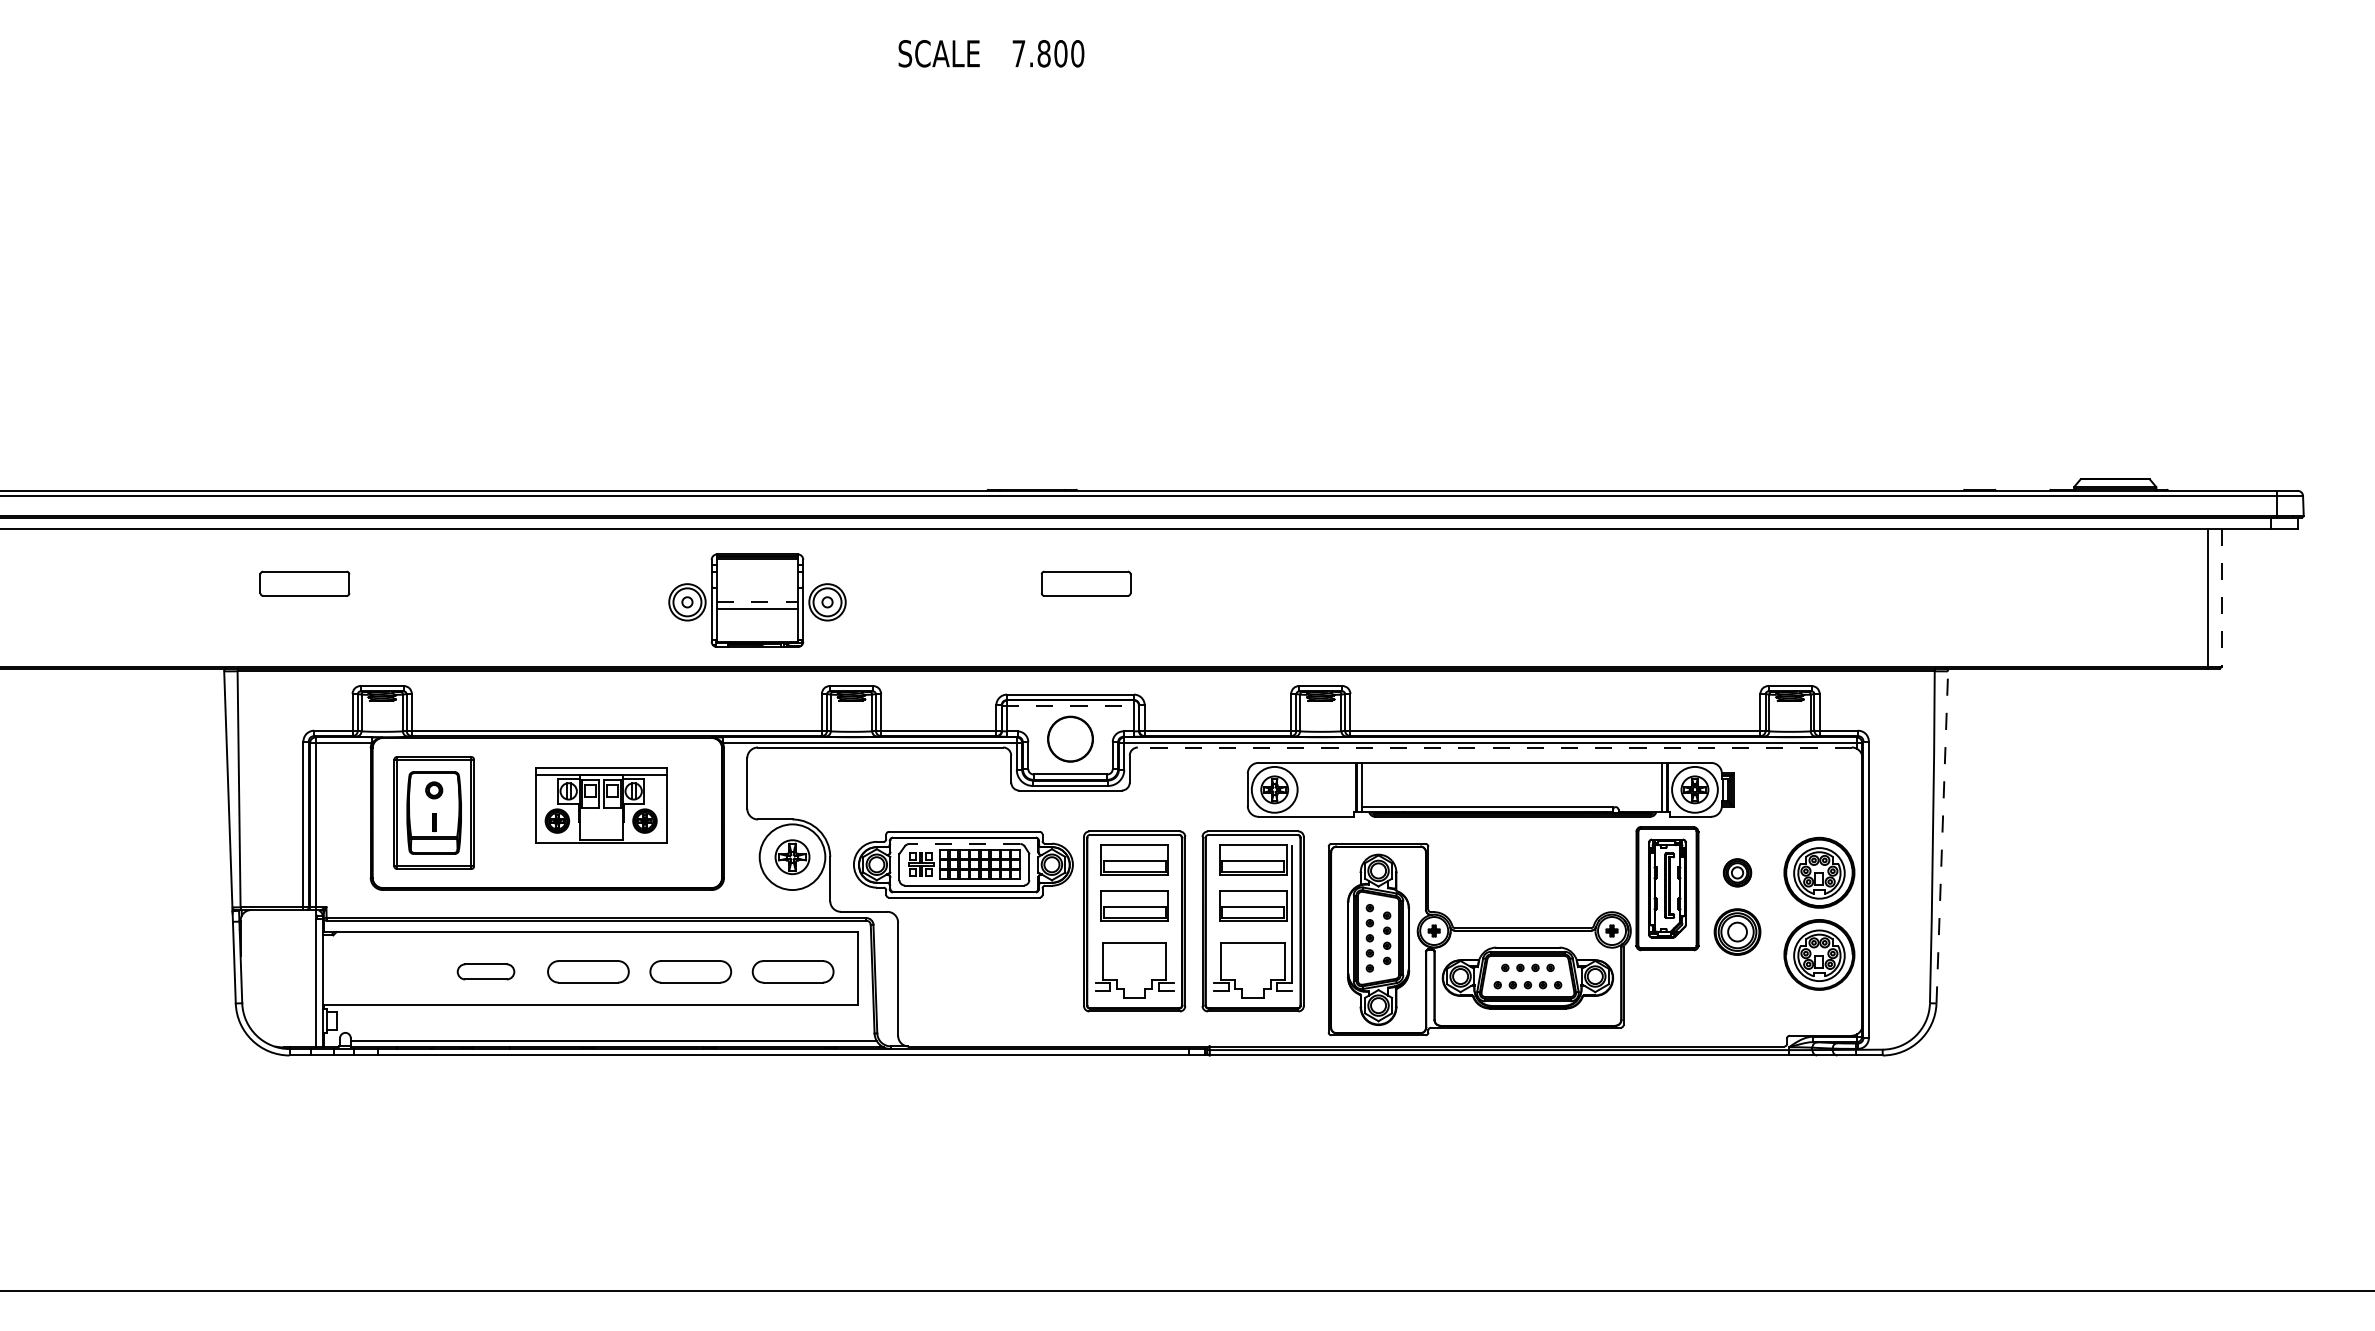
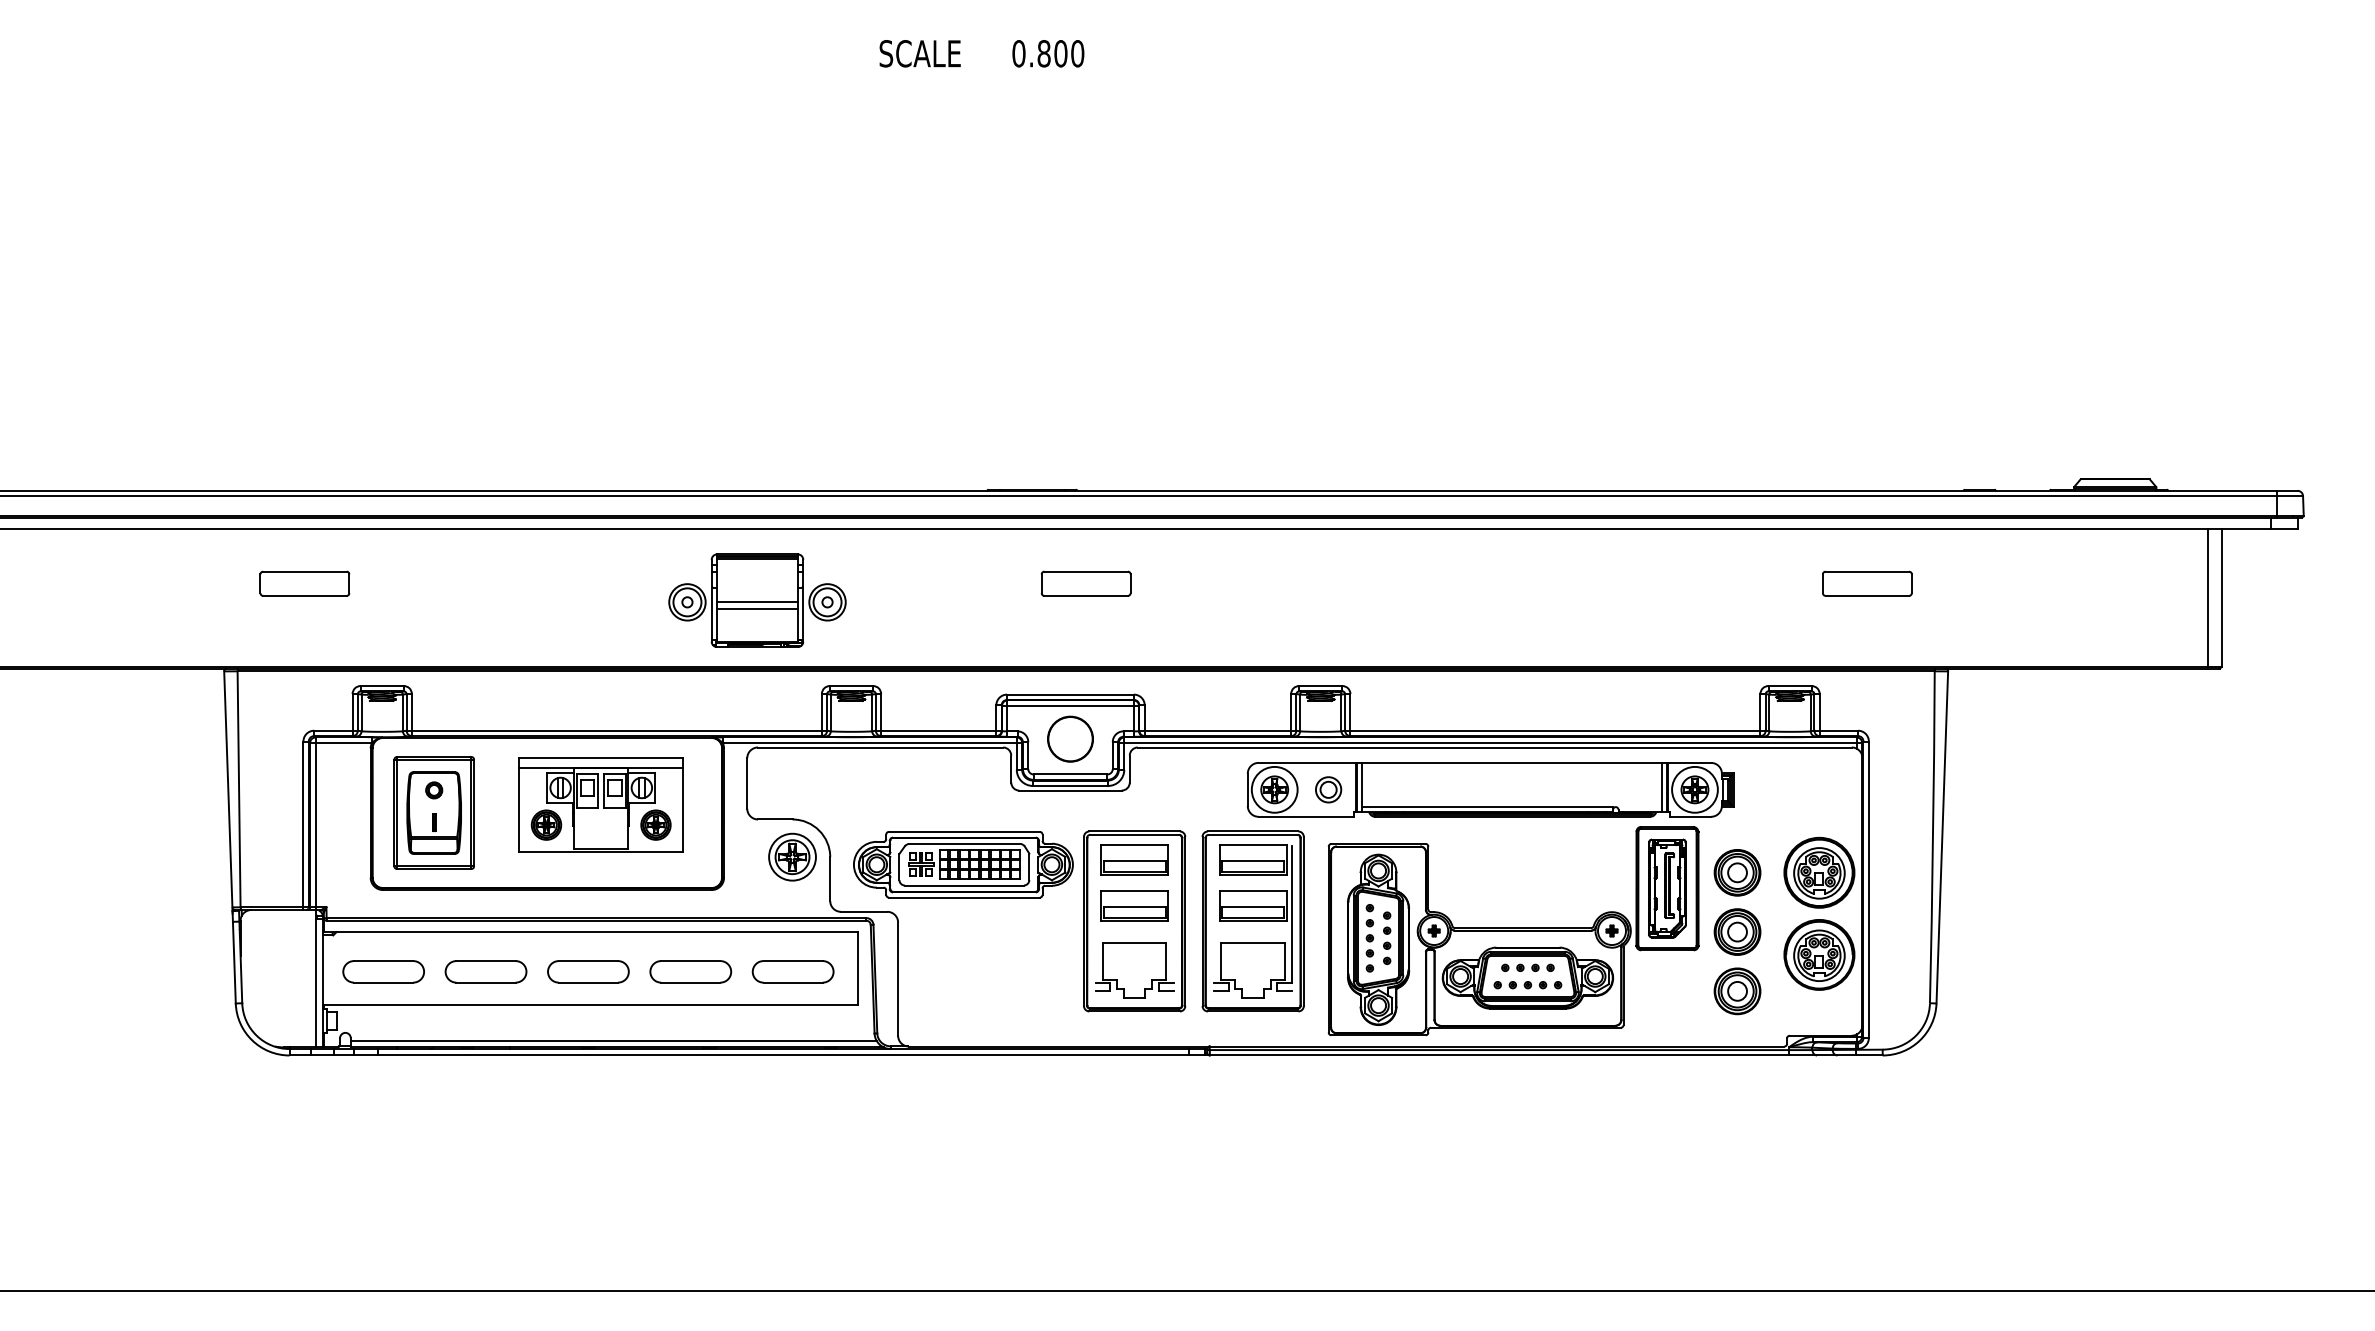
text position: (938, 53) -> (919, 53) (919, 53)
text: 7.800 -> 0.800 (1018, 53)
part: none -> present (1867, 583)
line: dashed -> solid (2221, 598)
line: dashed -> solid (757, 602)
line: dashed -> solid (1071, 705)
line: dashed -> solid (1494, 747)
part: none -> present (1328, 789)
part size: 133x77 px -> 166x96 px (600, 804)
line: dashed -> solid (1942, 836)
line: dashed -> solid (964, 844)
circle diameter: 66 px -> 47 px (792, 856)
part size: 31x30 px -> 49x48 px (1737, 872)
part: none -> present (383, 971)
part size: 60x18 px -> 84x24 px (485, 971)
part: none -> present (1737, 991)
